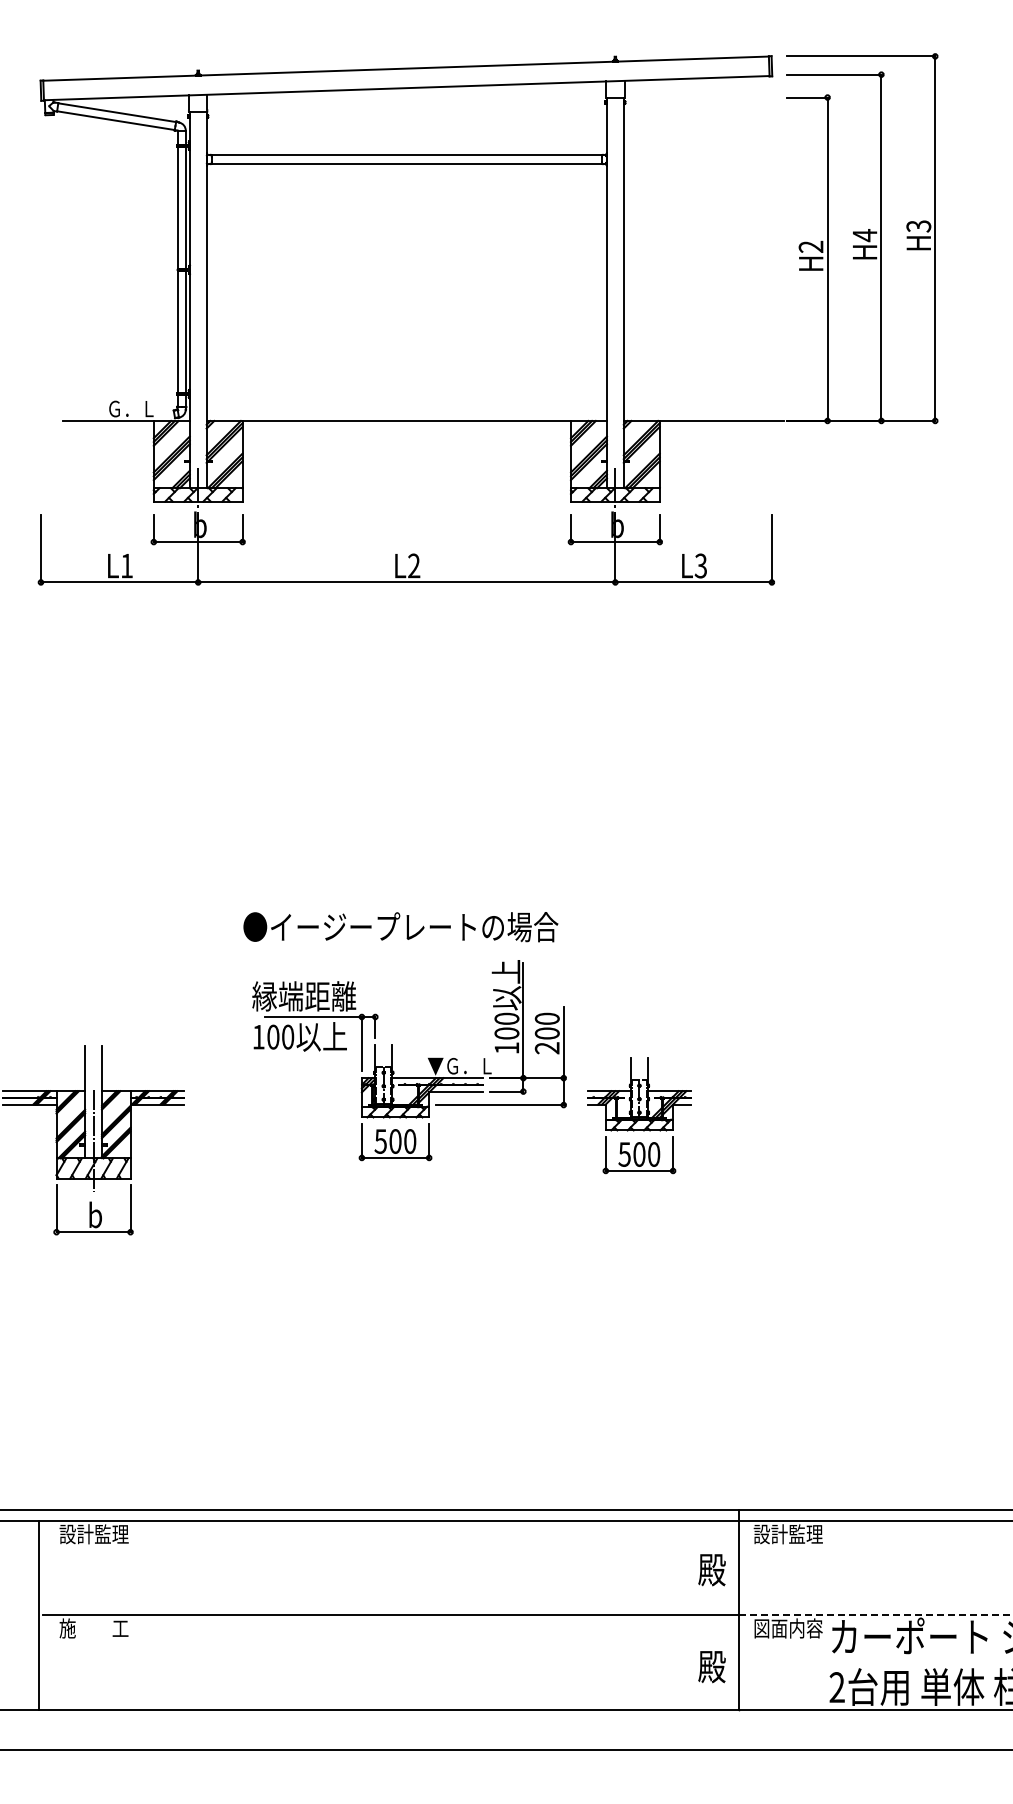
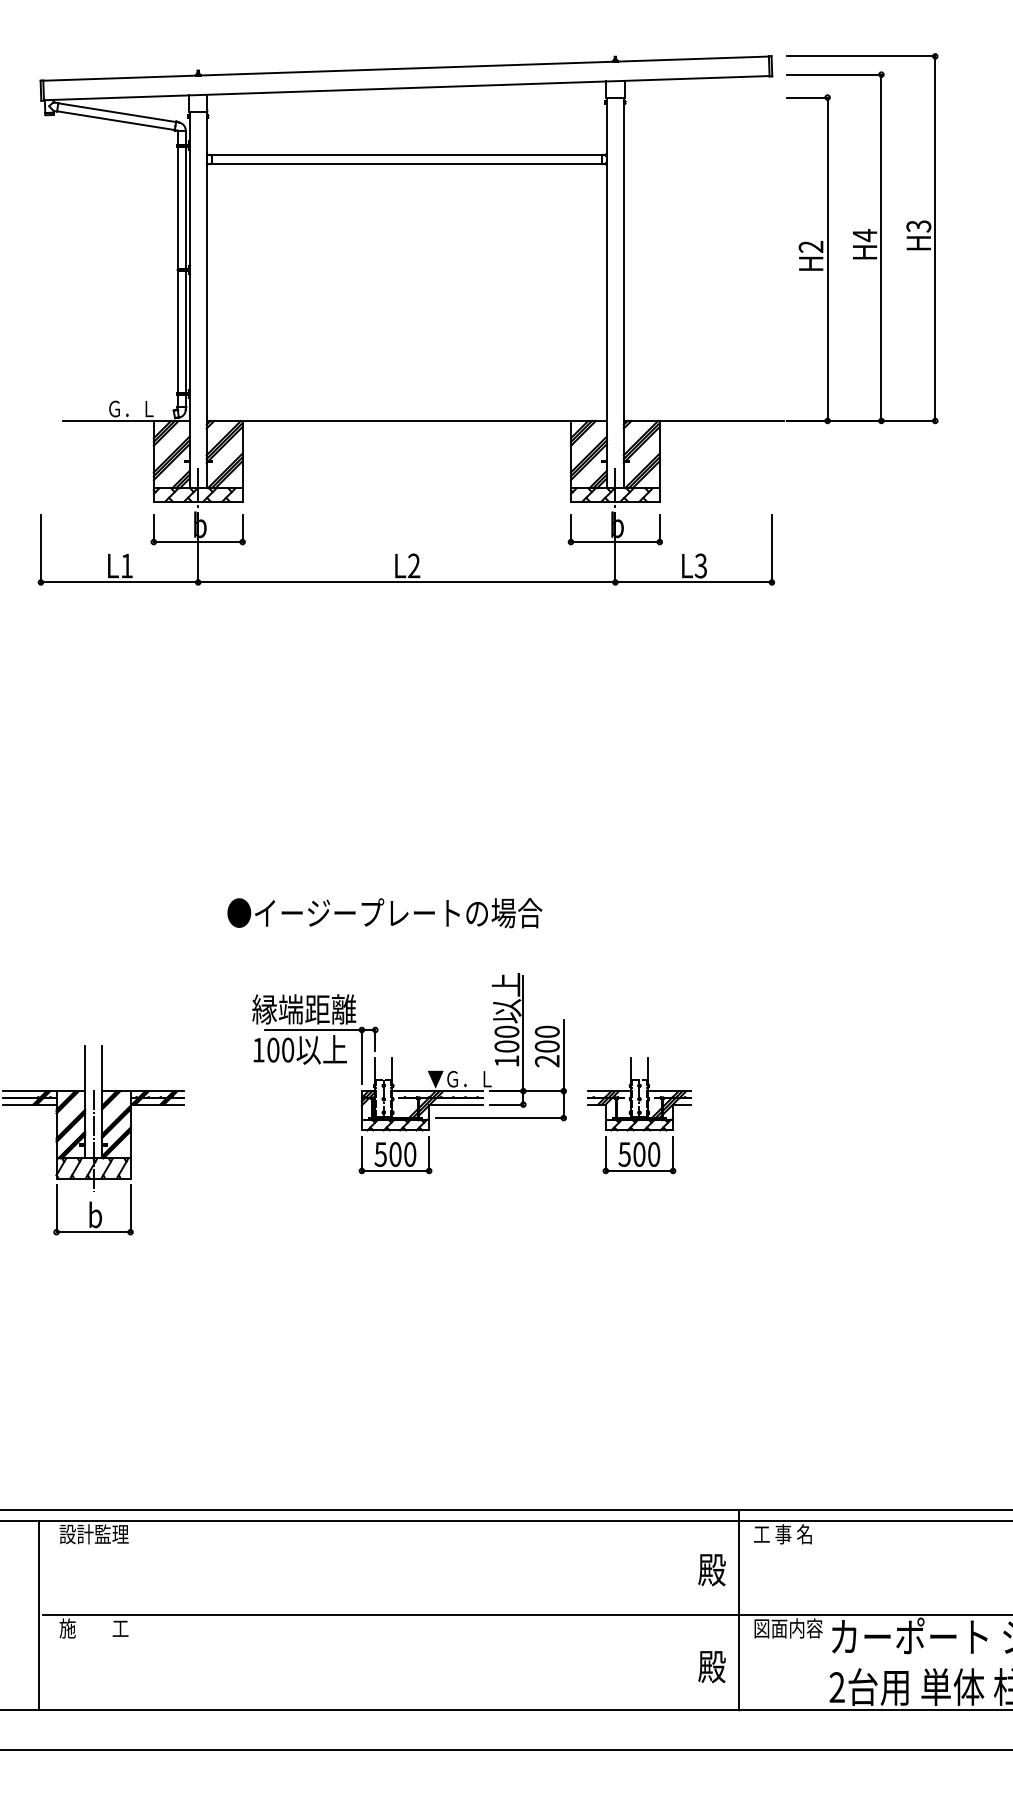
text position: (400, 927) -> (384, 913) (384, 913)
part position: (392, 1060) -> (392, 1073) (392, 1073)
text: 設計監理 -> 工 事 名 (787, 1534)
line: dashed -> solid (875, 1615)
